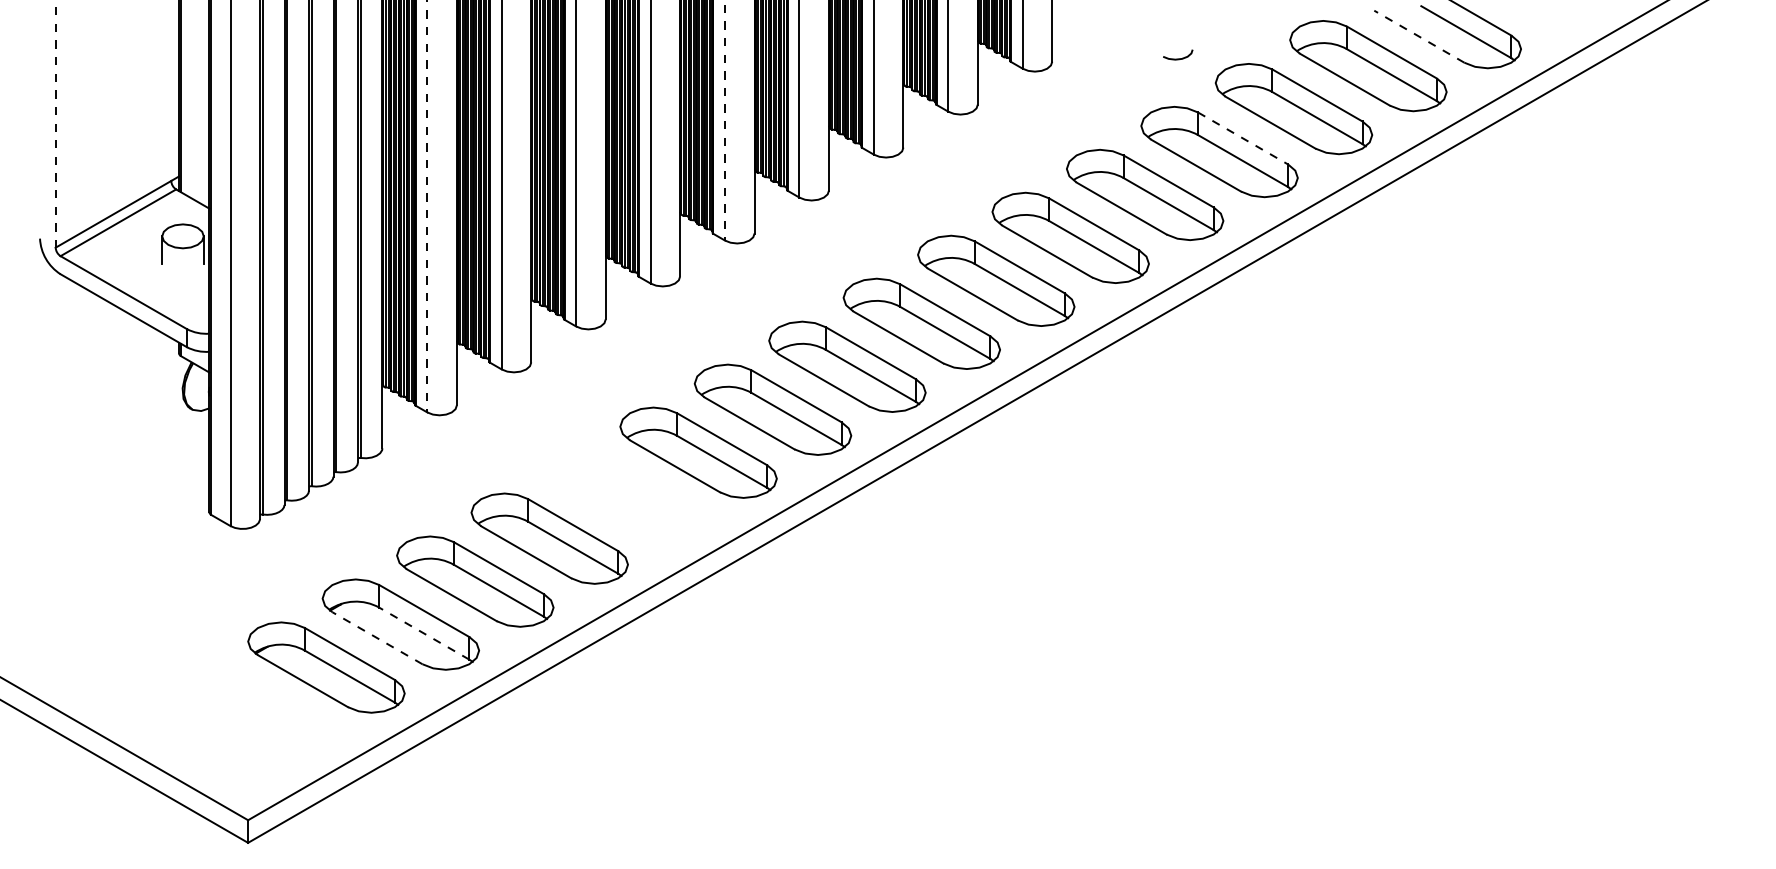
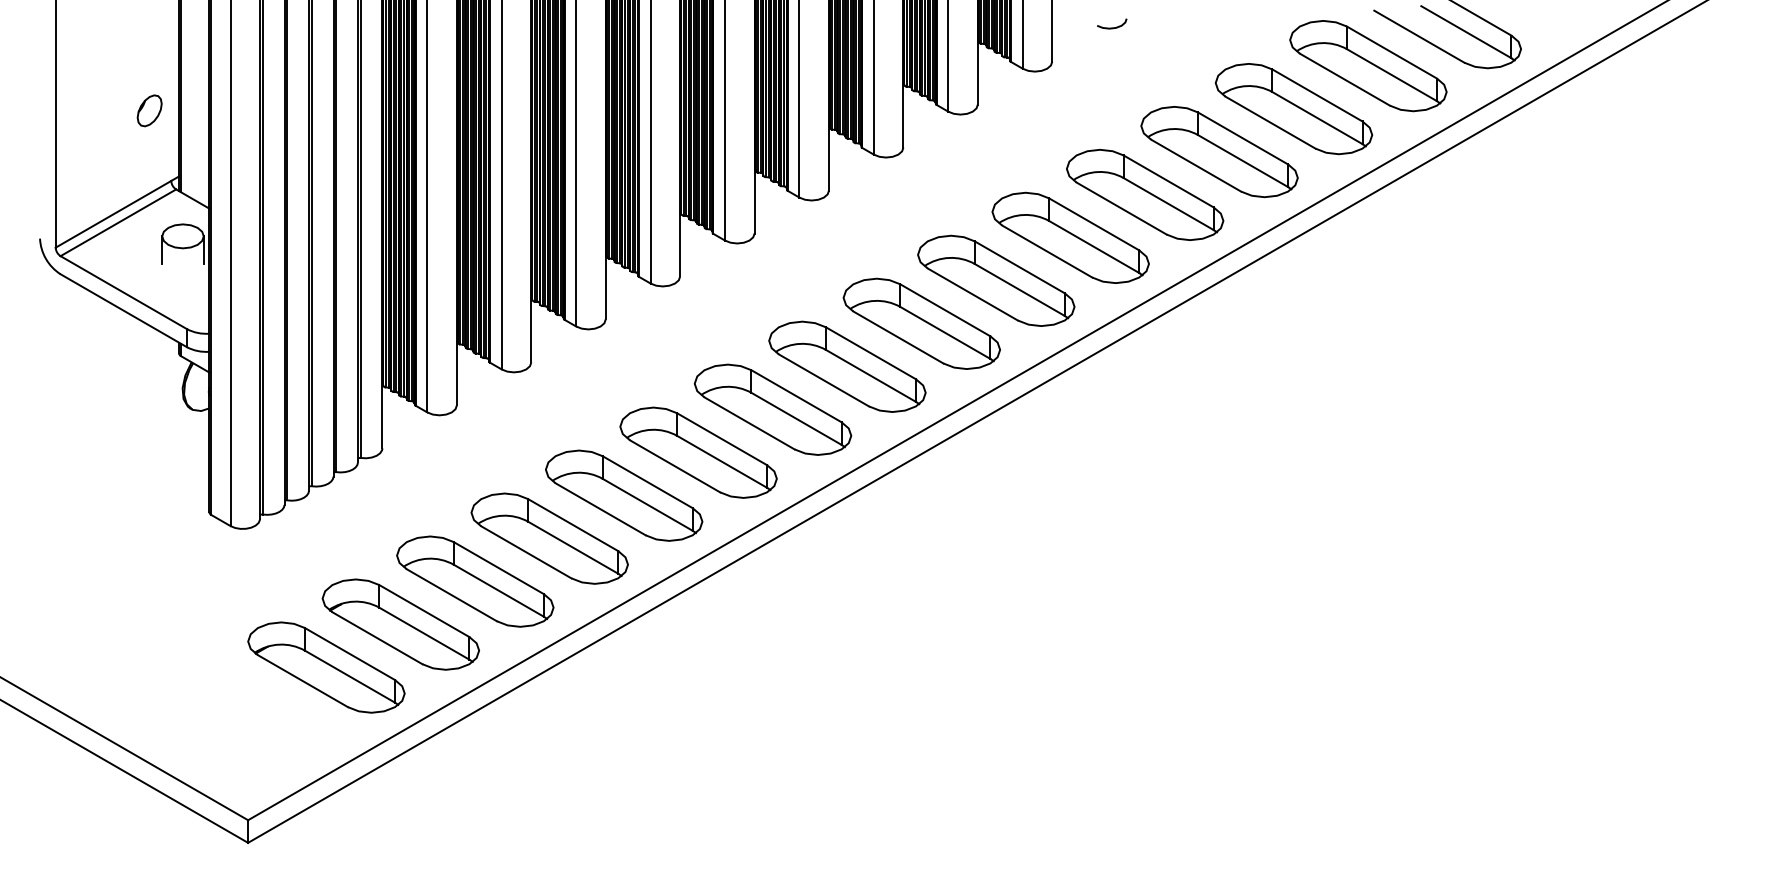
line: dashed -> solid (1418, 36)
curve position: (1178, 58) -> (1112, 27) (1112, 27)
part: none -> present (149, 110)
line: dashed -> solid (725, 120)
line: dashed -> solid (55, 123)
line: dashed -> solid (1243, 138)
line: dashed -> solid (427, 206)
part: none -> present (624, 495)
line: dashed -> solid (423, 633)
line: dashed -> solid (376, 637)
